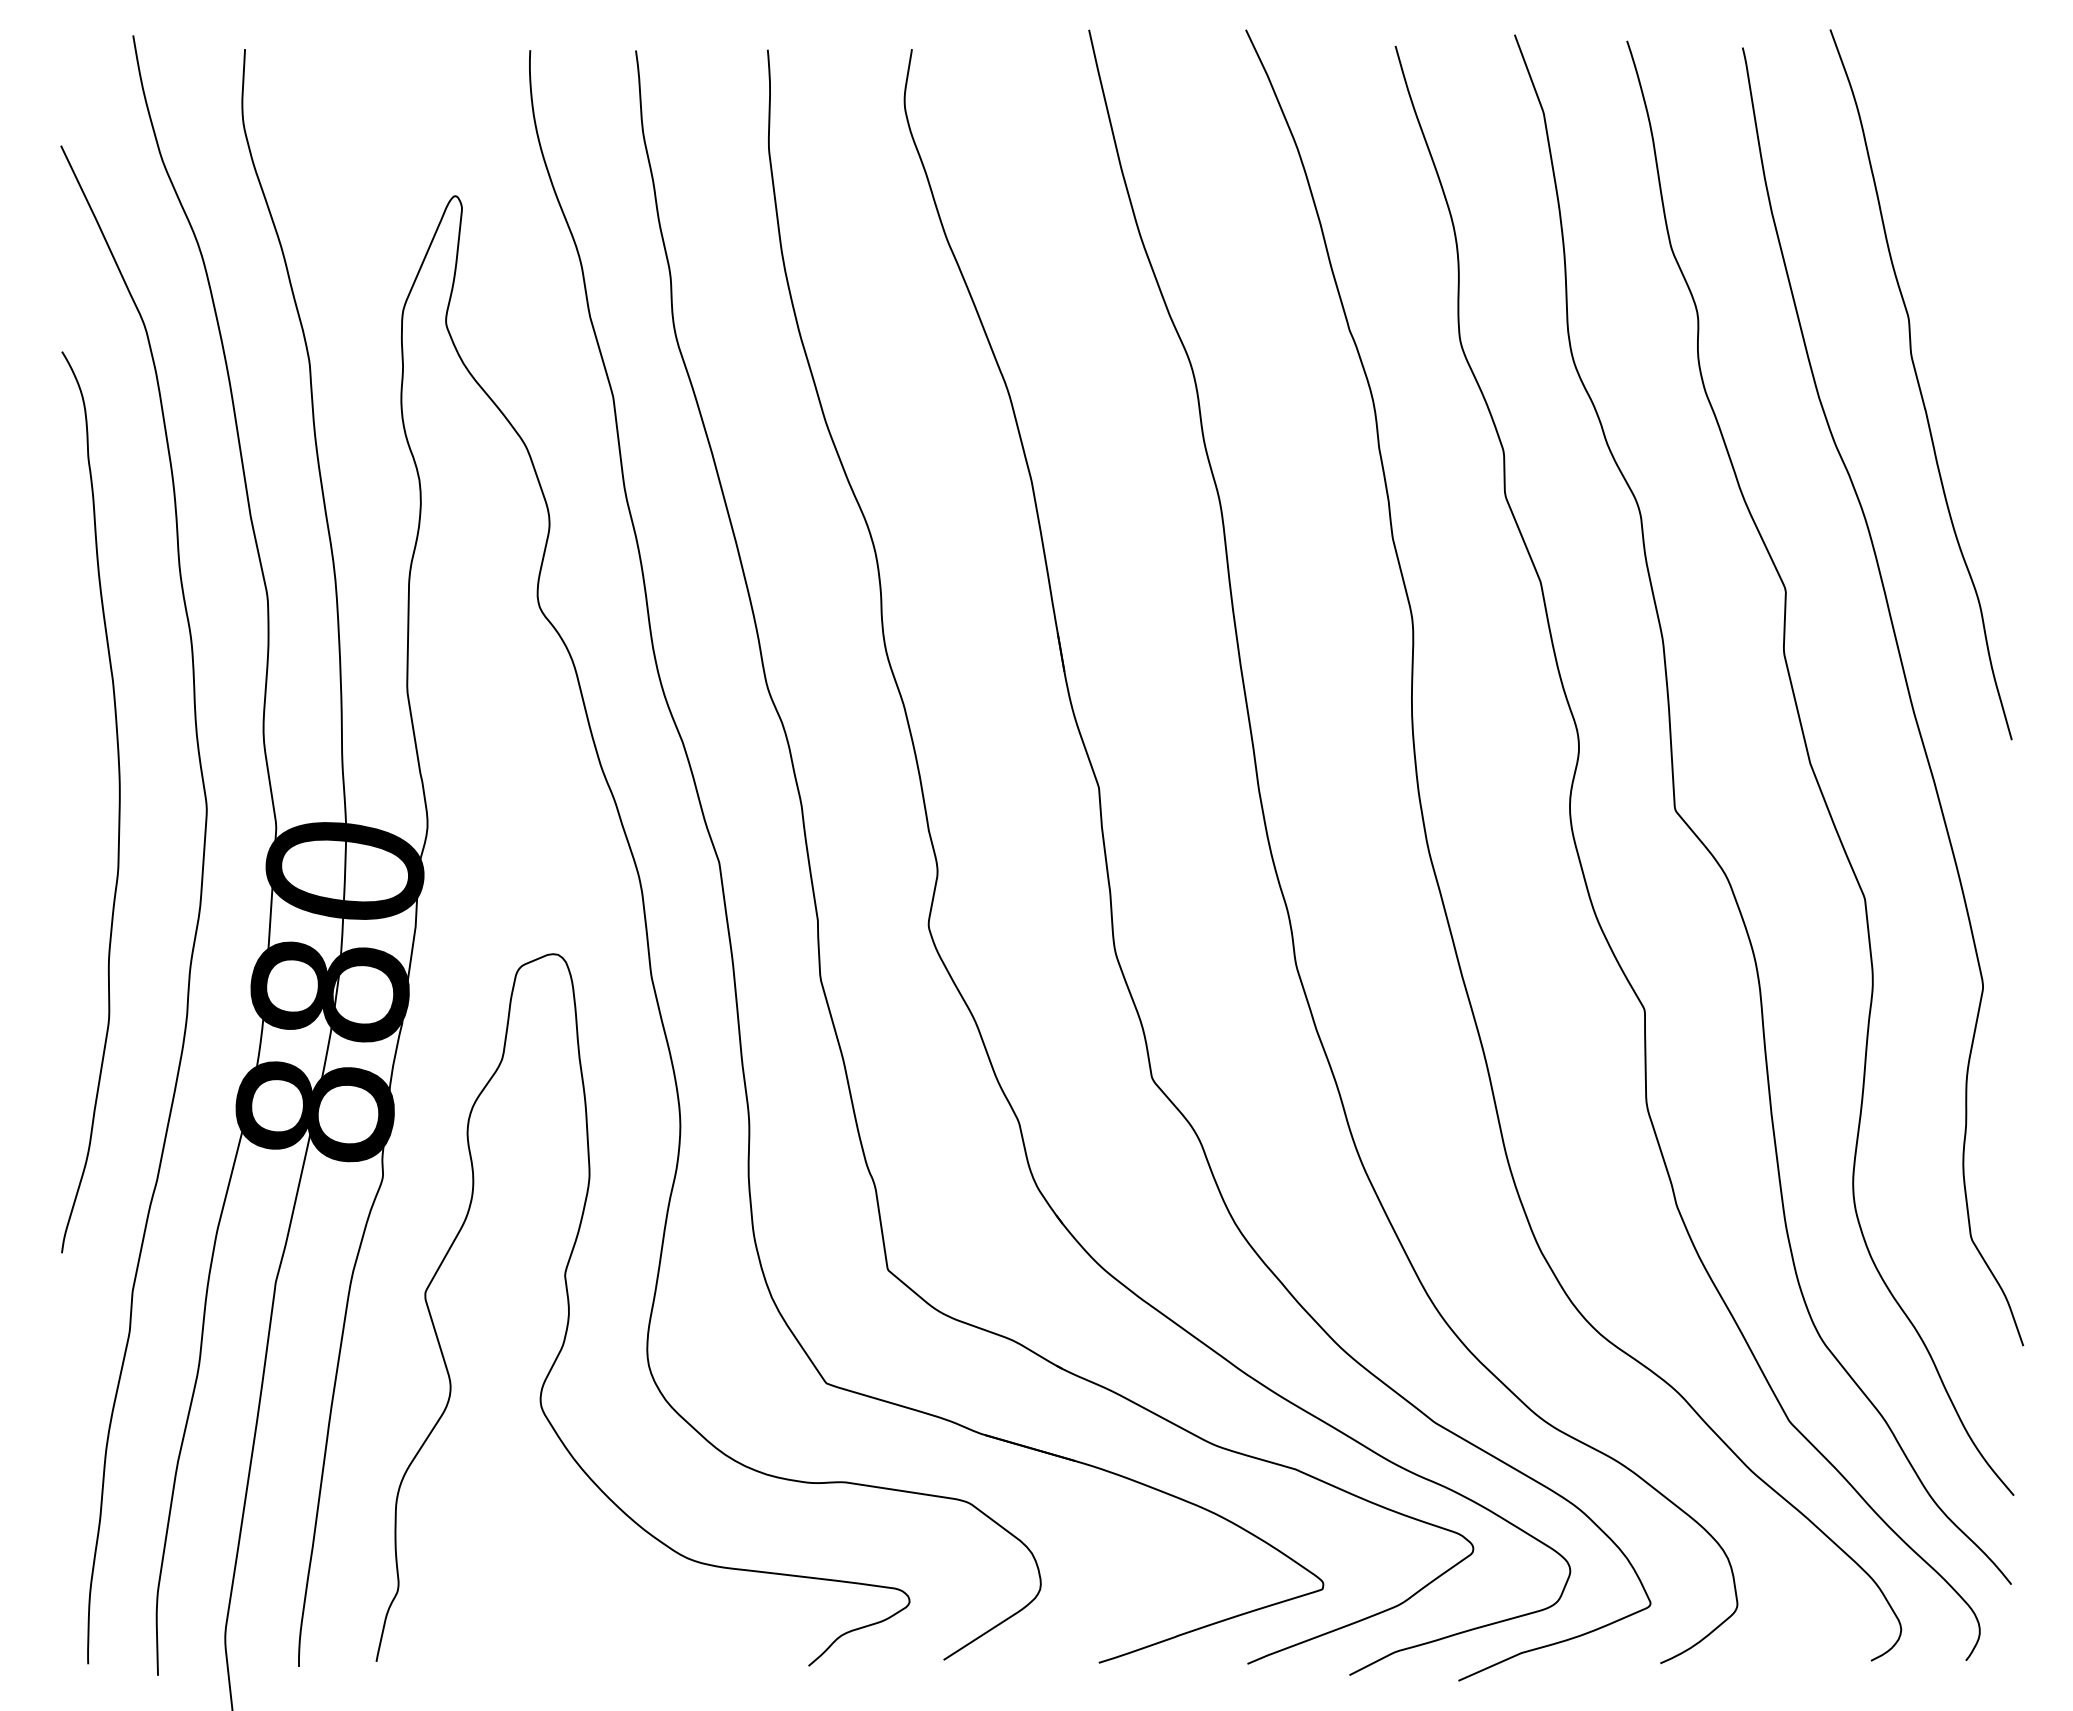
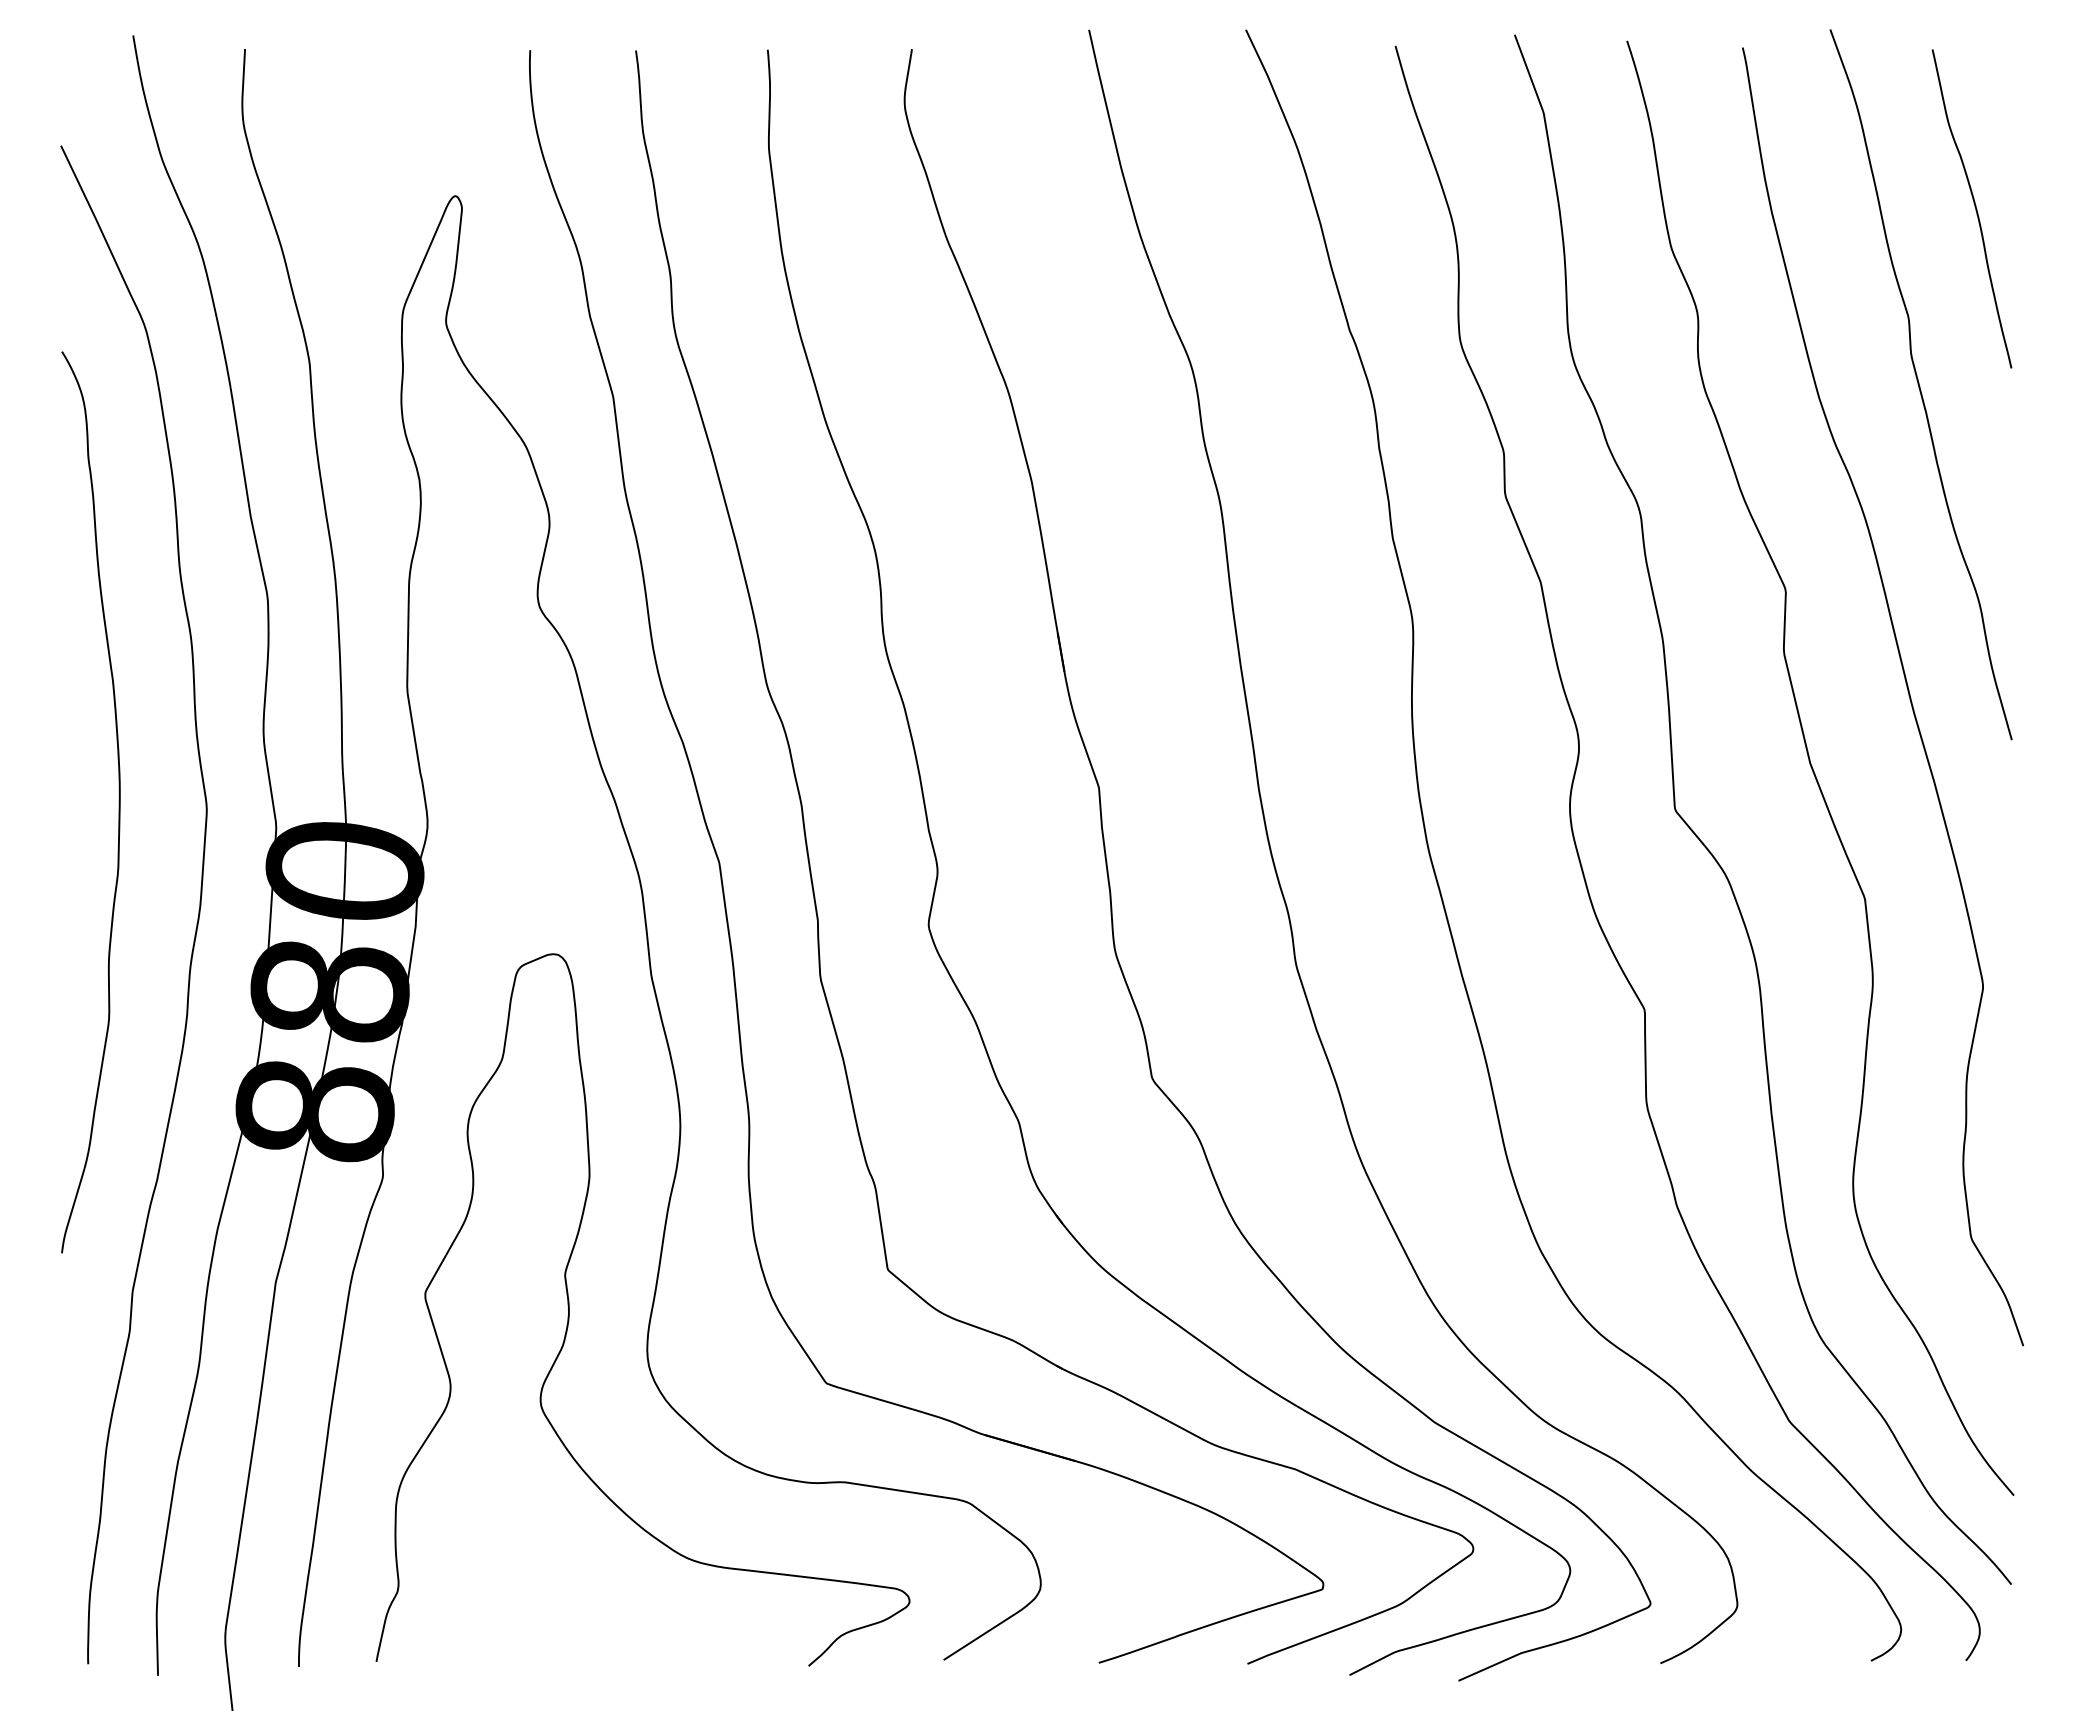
curve: none -> present (1974, 207)
